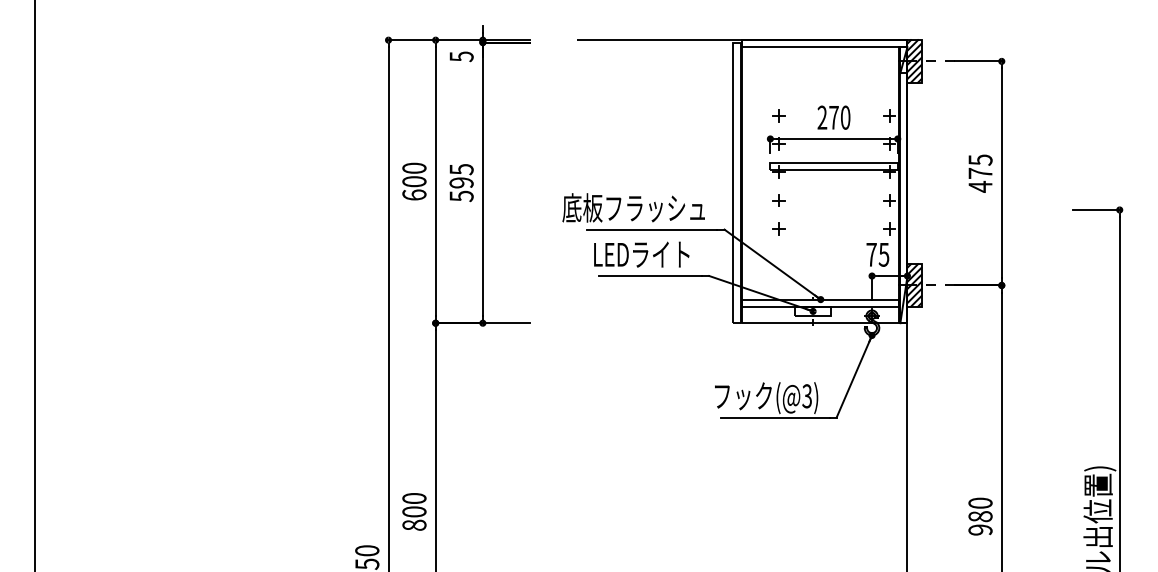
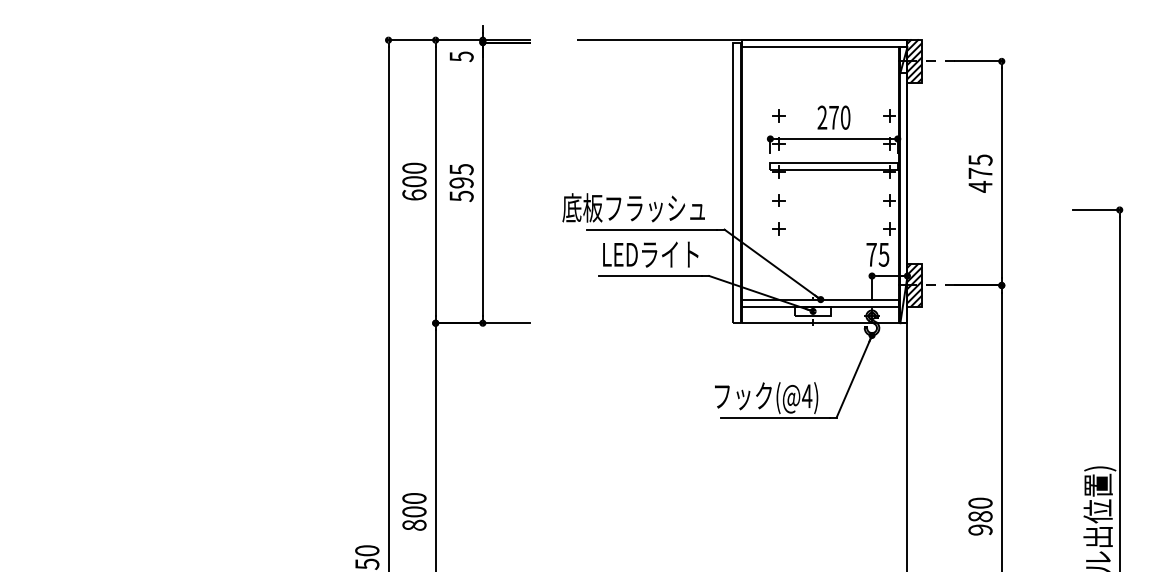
text position: (641, 254) -> (650, 254) (650, 254)
line: present -> none (34, 285)
text: (@3) -> (@4) (807, 396)
